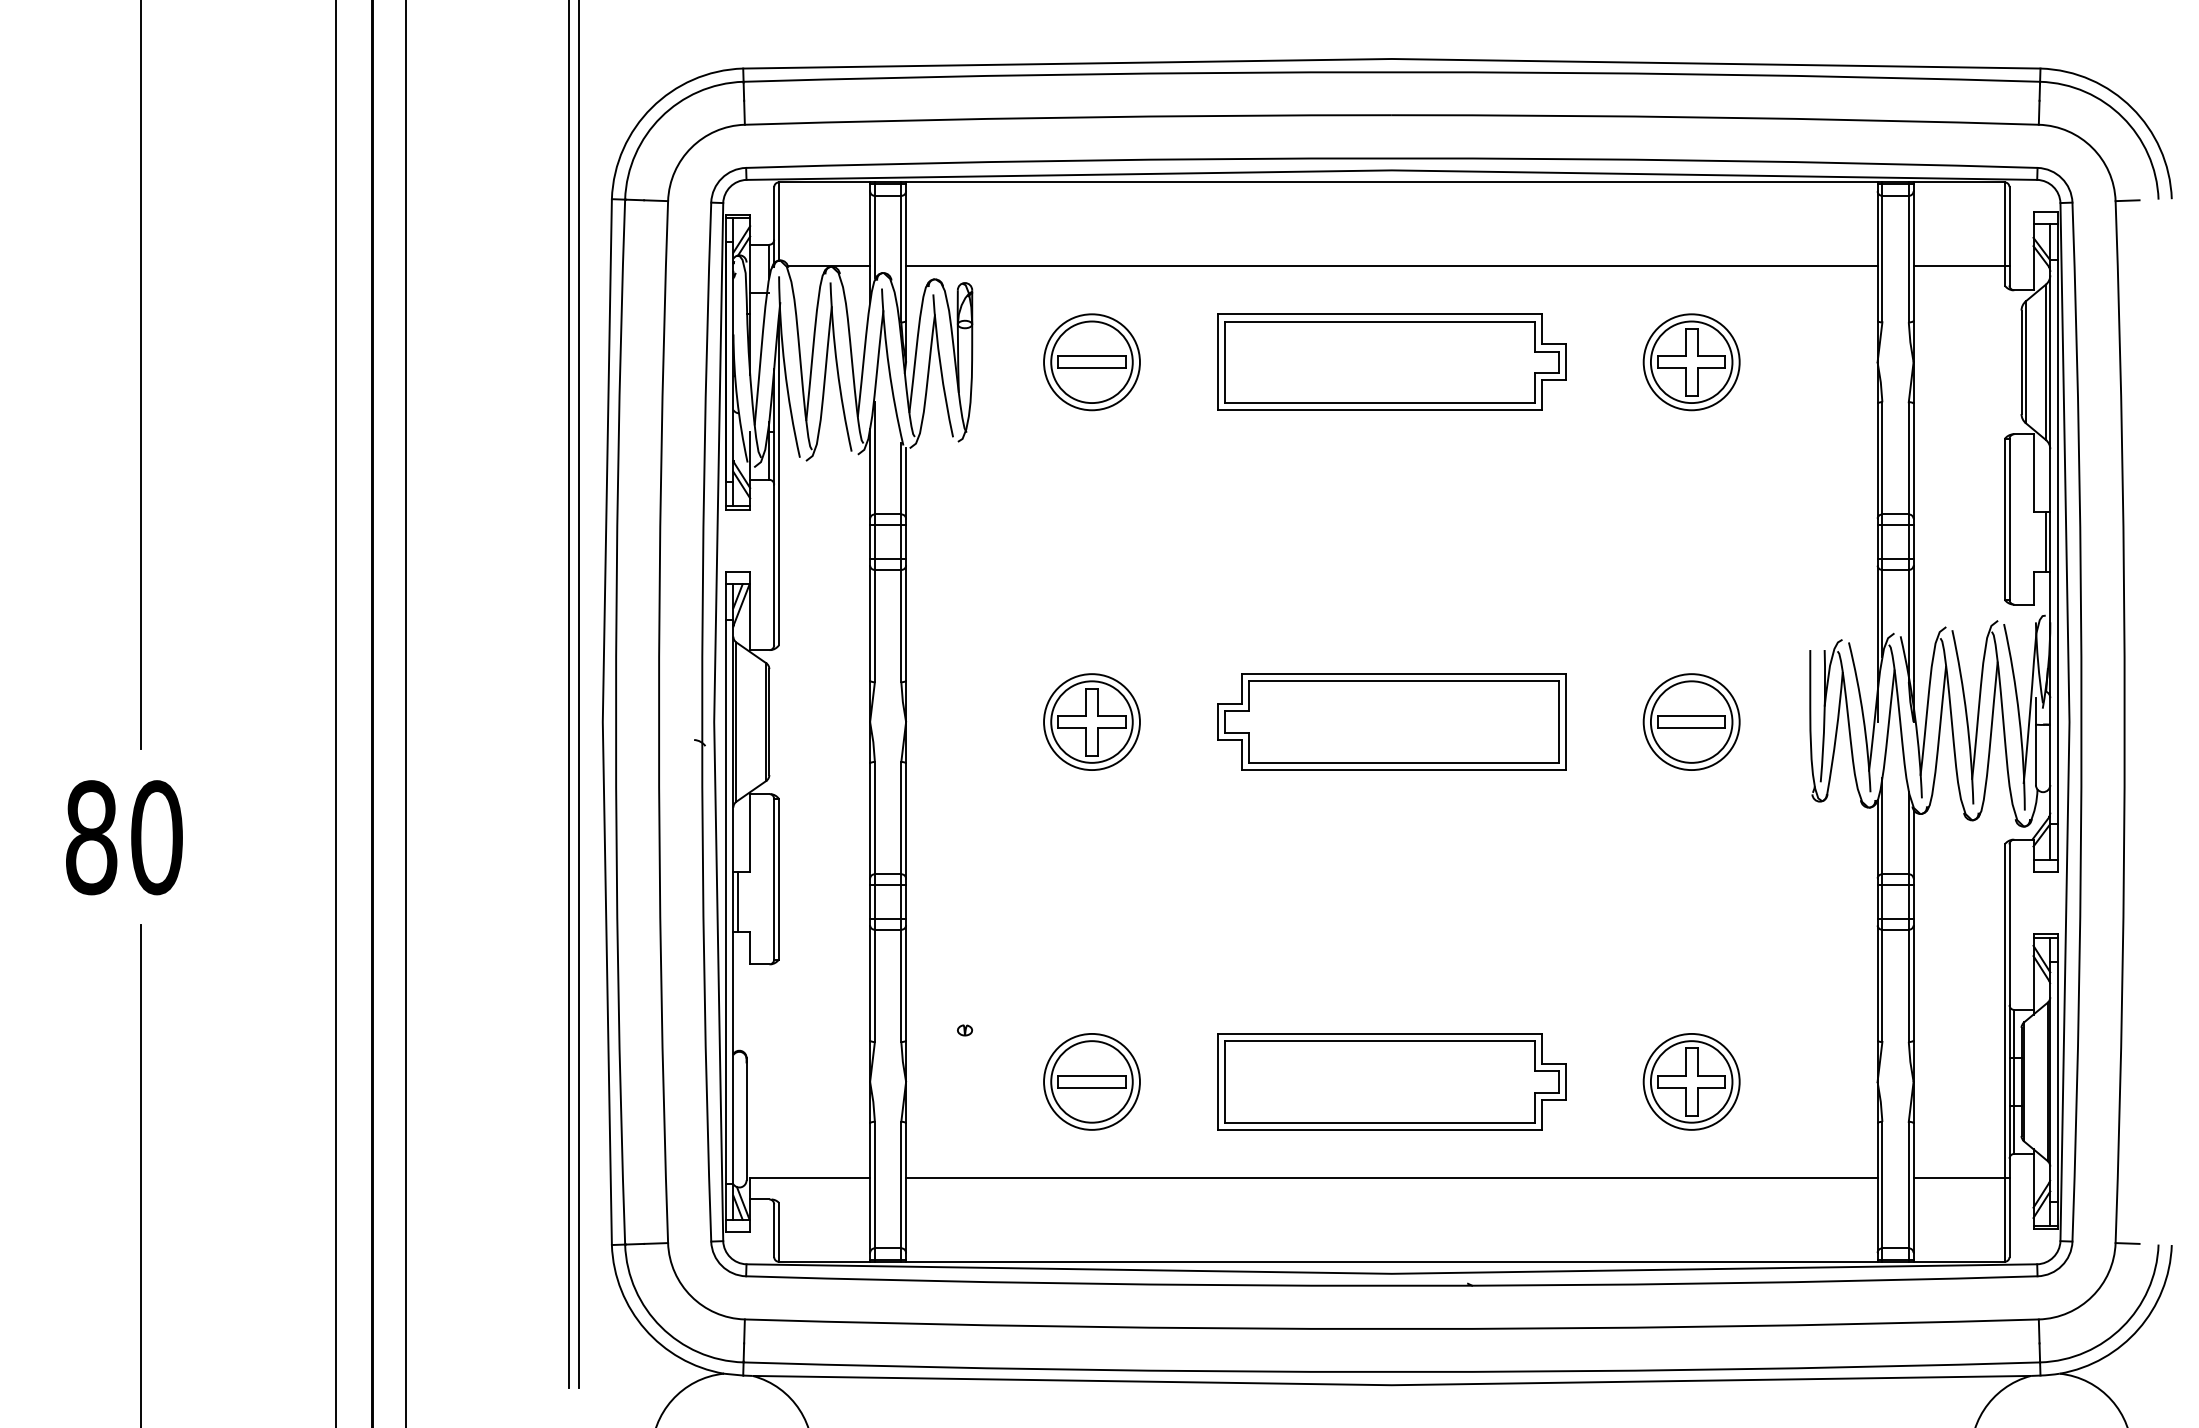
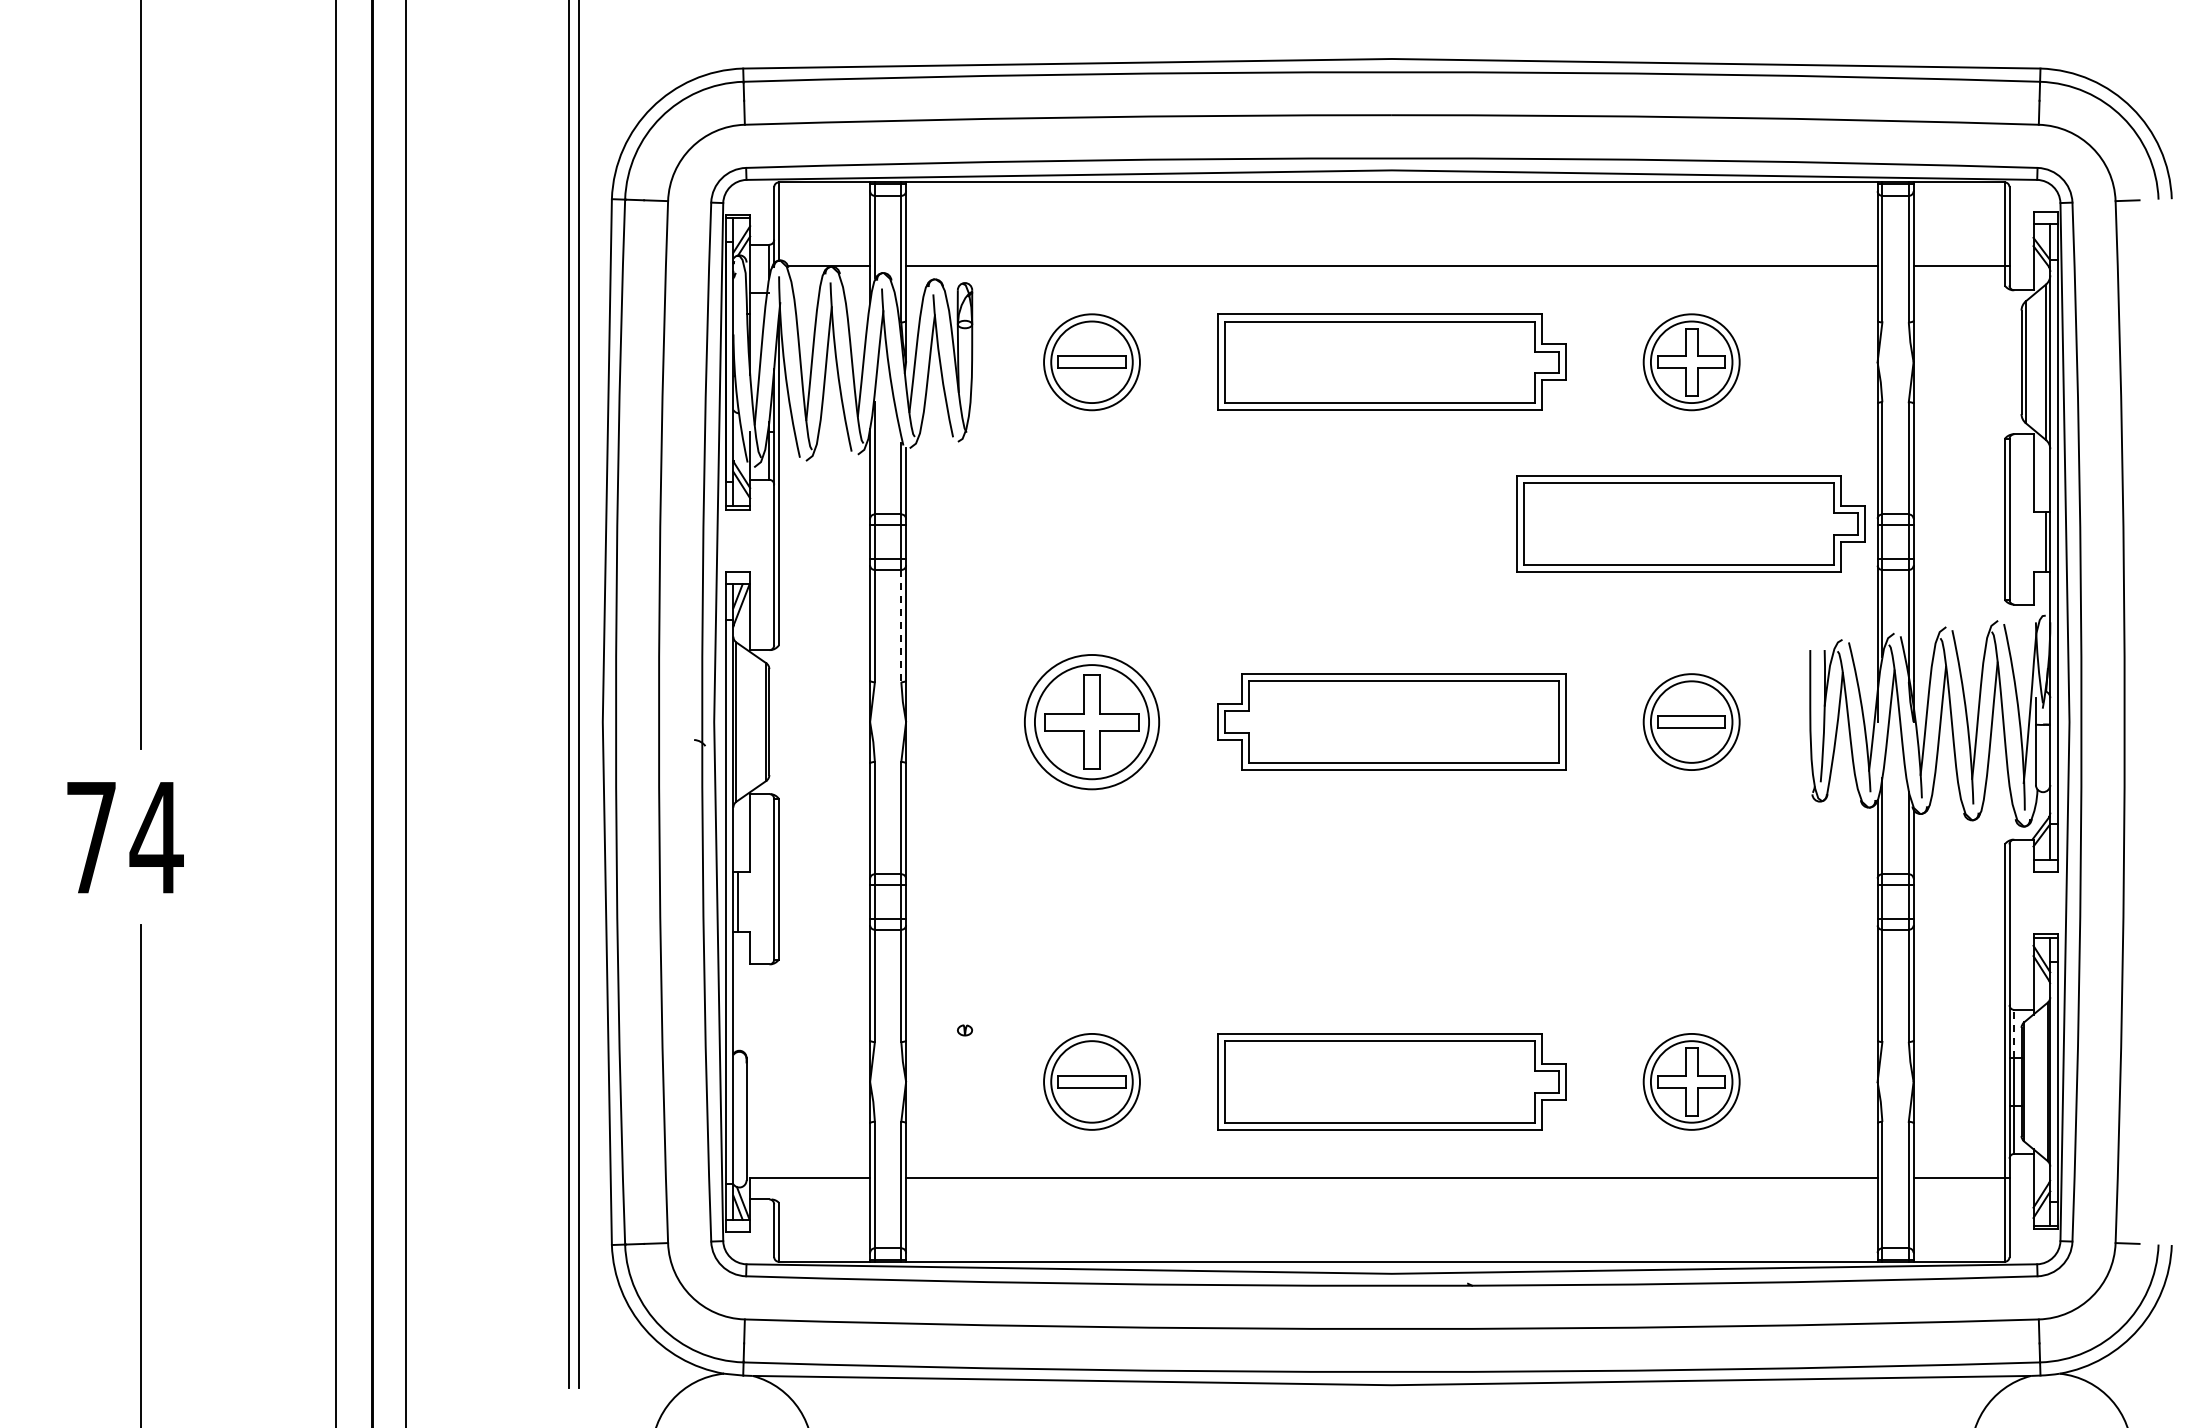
part: none -> present (1690, 523)
line: solid -> dashed (901, 626)
part size: 98x98 px -> 137x137 px (1092, 722)
text: 80 -> 74 (124, 837)
line: solid -> dashed (2014, 1033)
